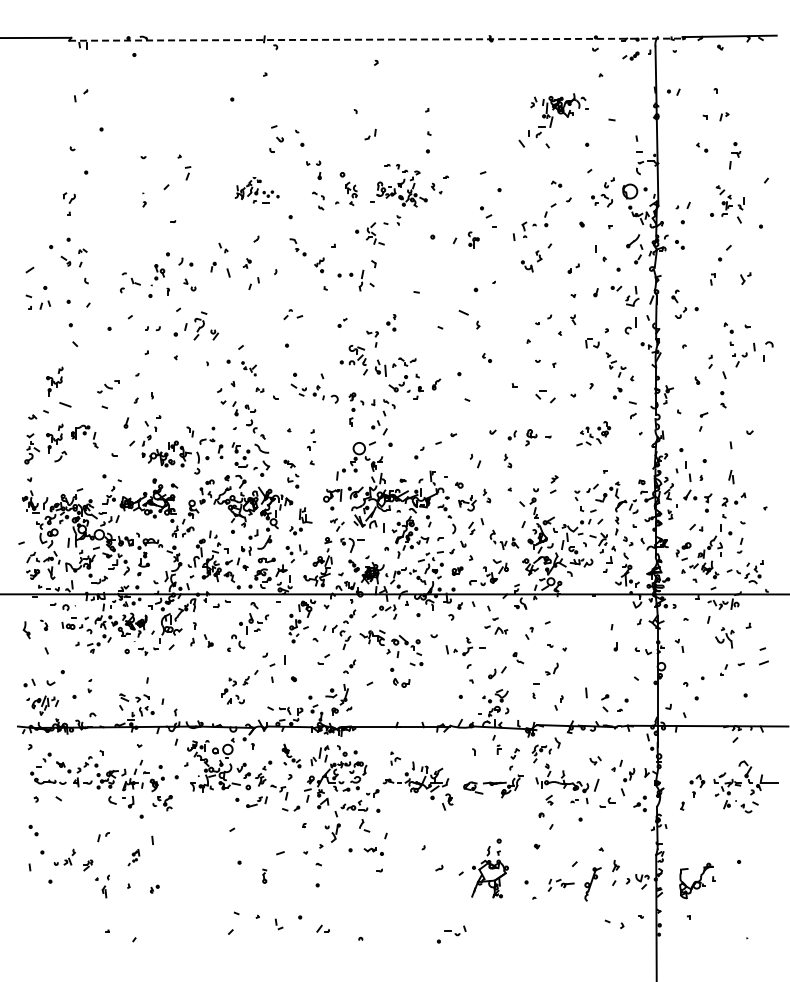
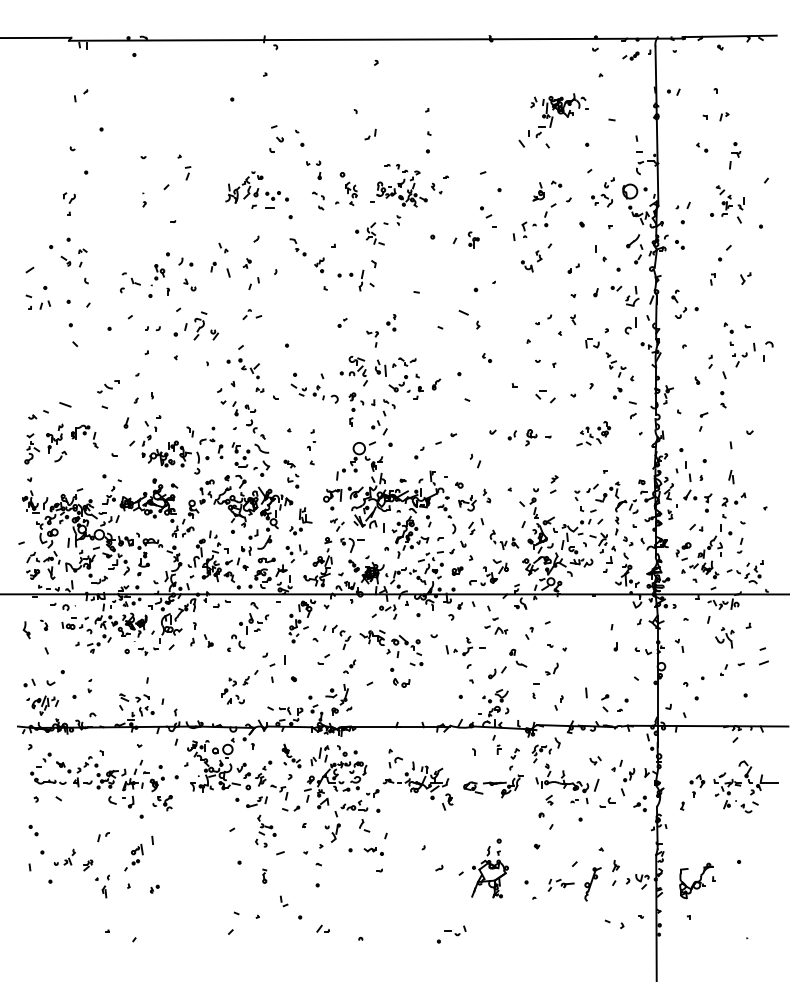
line: dashed -> solid (376, 39)
part size: 46x27 px -> 64x38 px (256, 189)
part: none -> present (538, 191)
part position: (293, 314) -> (252, 314) (252, 314)
part position: (353, 360) -> (353, 371) (353, 371)
part size: 16x16 px -> 22x22 px (248, 368)
part: present -> none (54, 381)
part: present -> none (507, 460)
part: present -> none (349, 616)
part size: 13x13 px -> 19x20 px (518, 657)
part size: 12x15 px -> 15x21 px (395, 758)
part: none -> present (265, 830)
part size: 14x18 px -> 20x29 px (133, 857)
part position: (278, 924) -> (283, 901) (283, 901)
